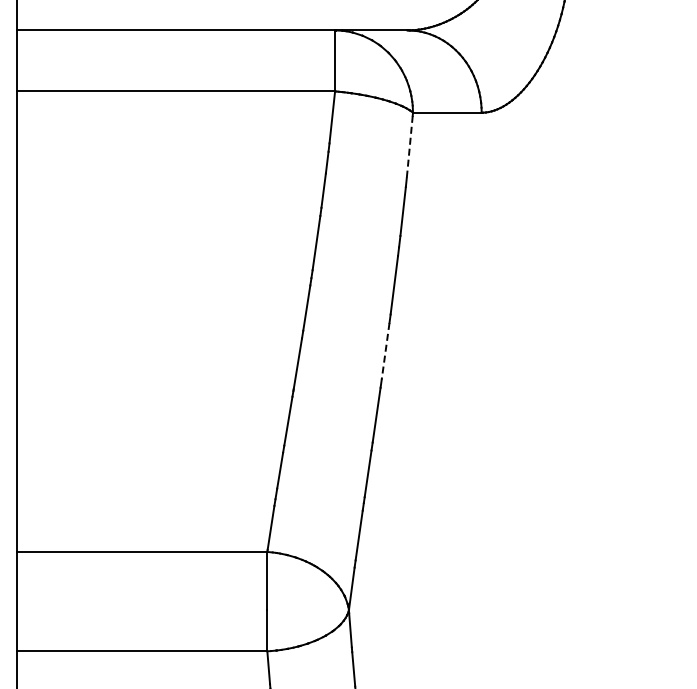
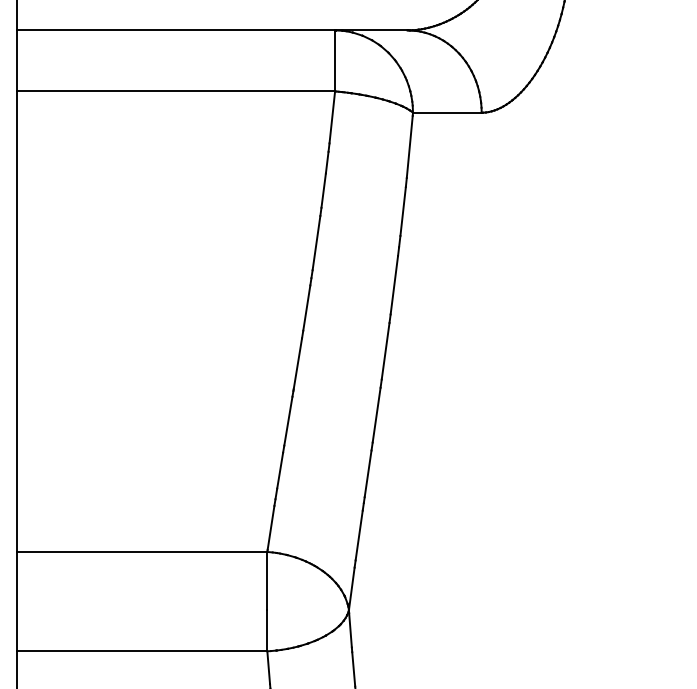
line: dashed -> solid (409, 147)
line: dashed -> solid (385, 351)
